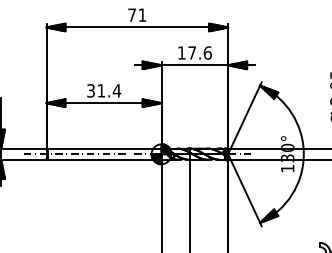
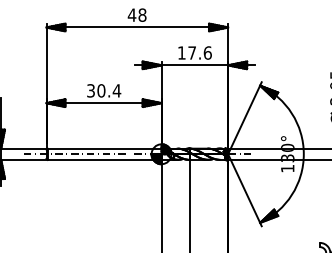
text: 71 -> 48 (136, 14)
text: 31.4 -> 30.4 (101, 90)
